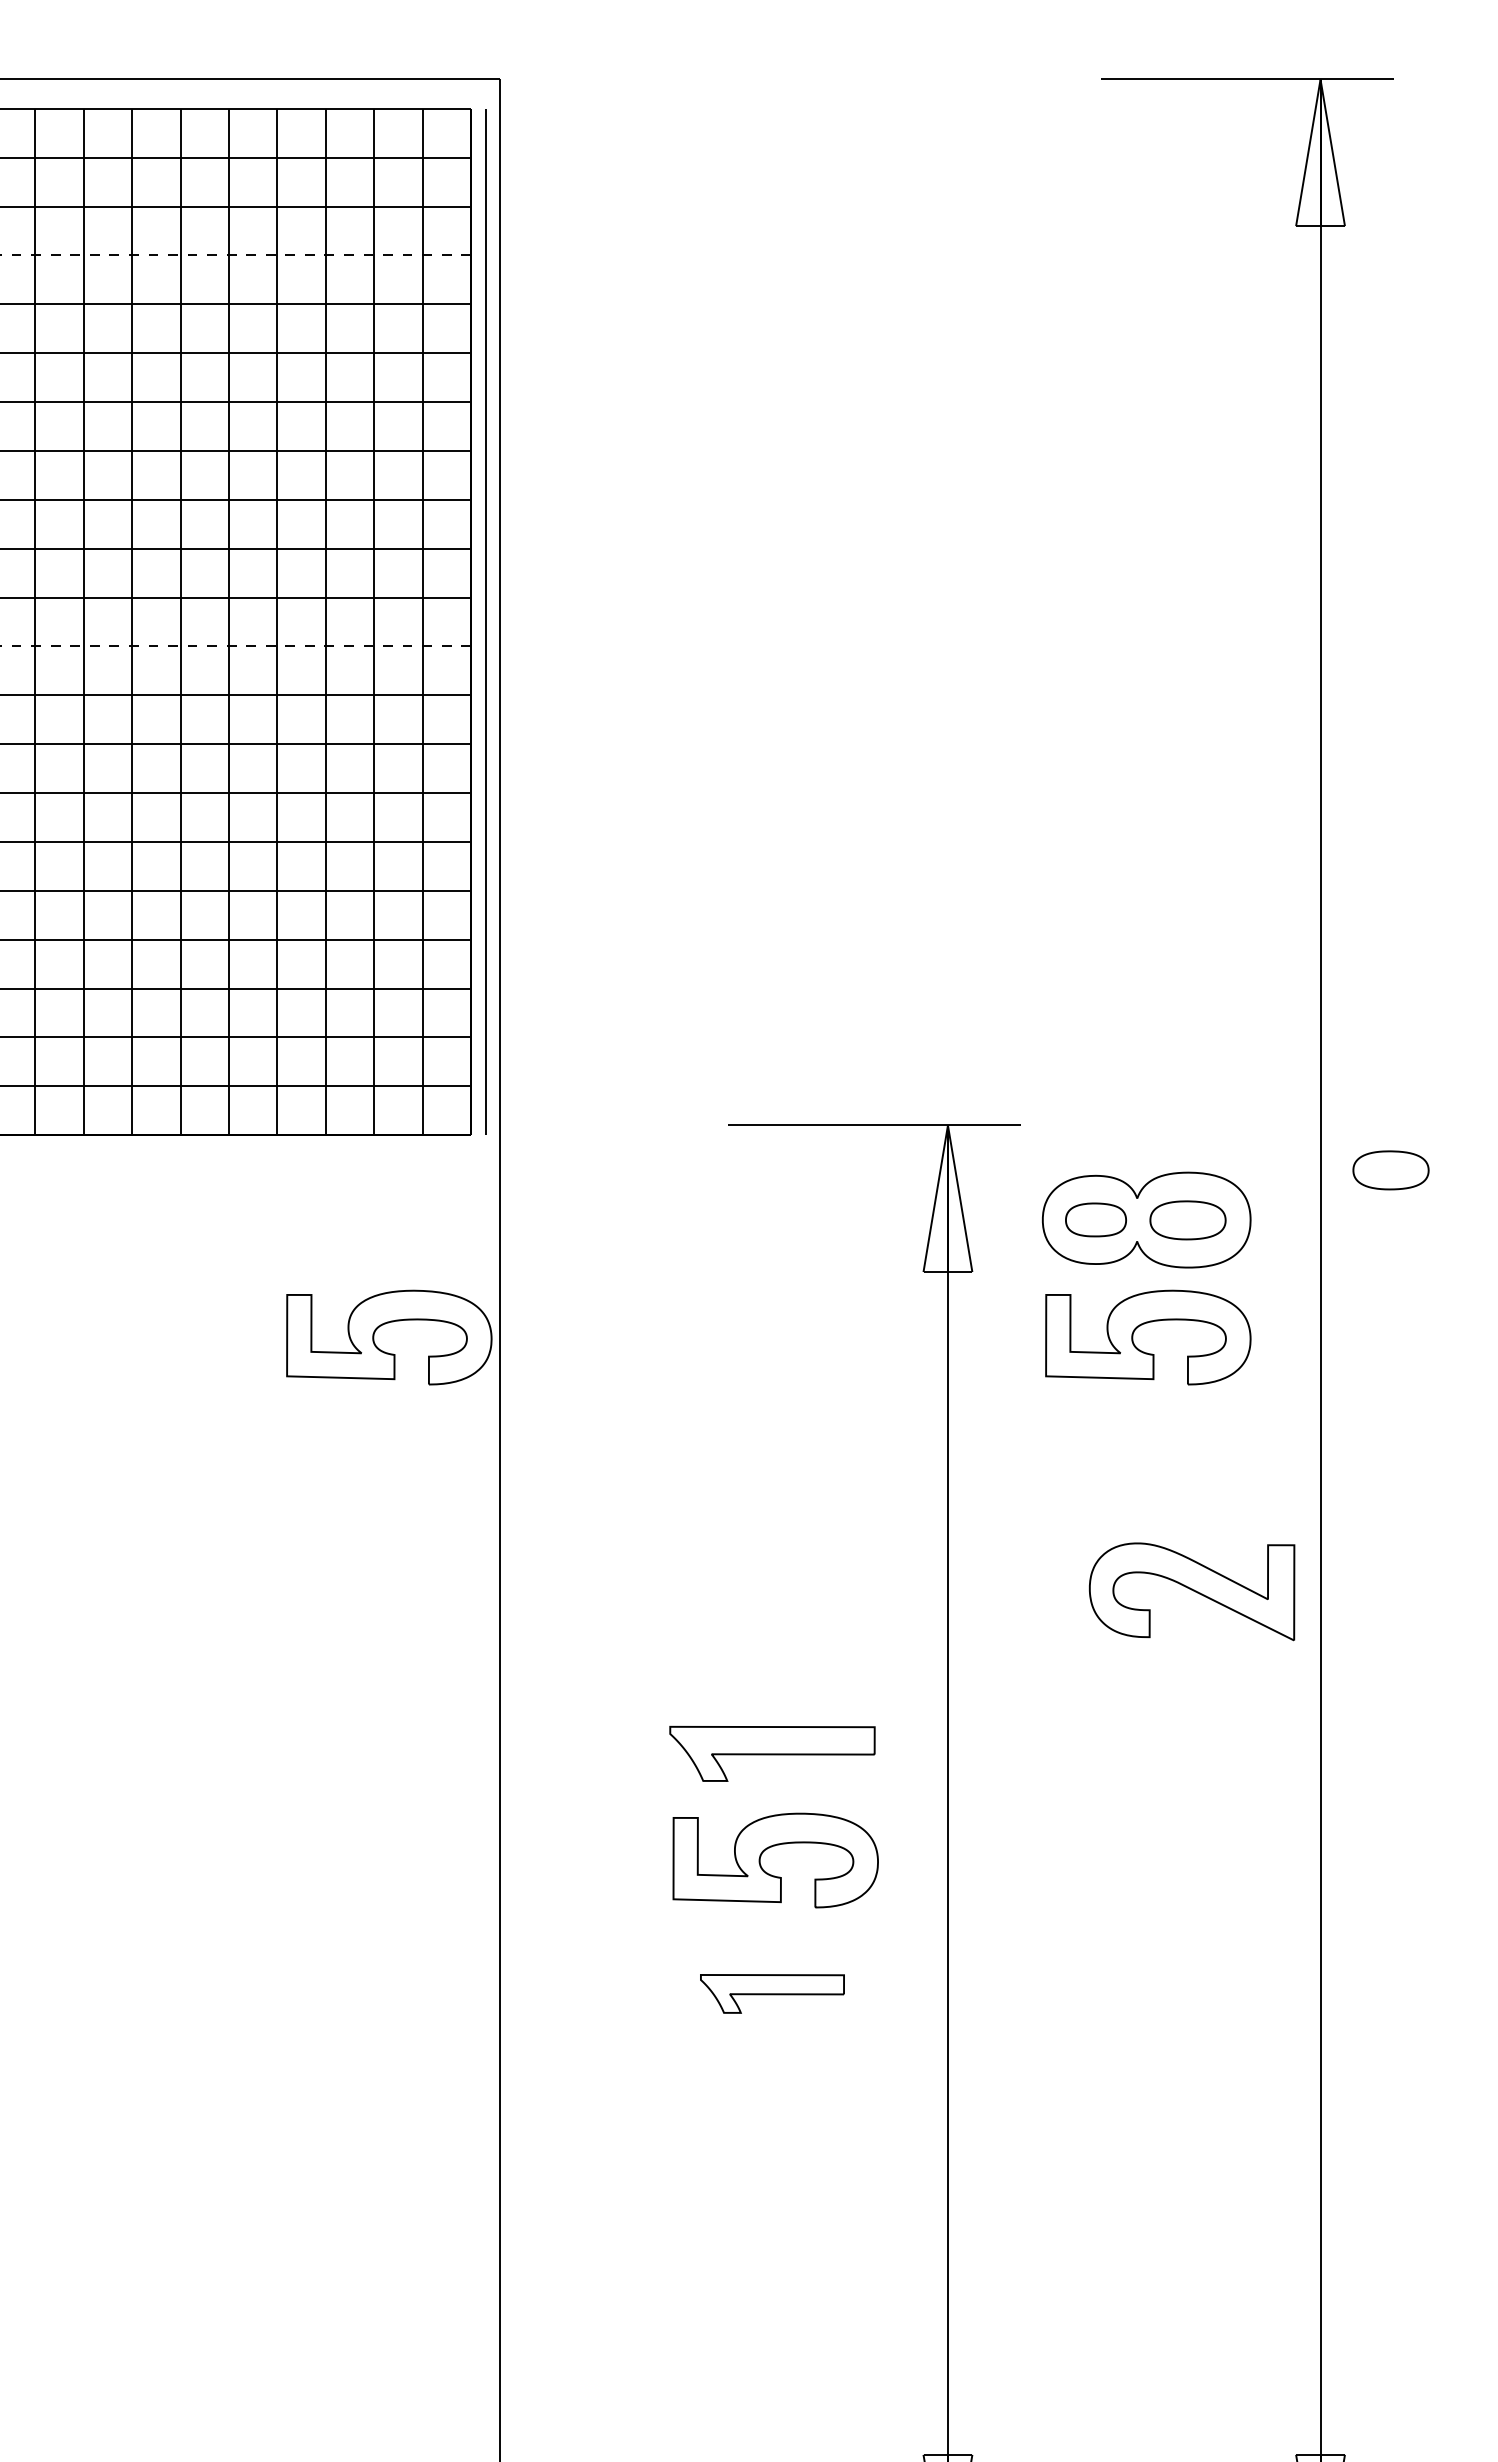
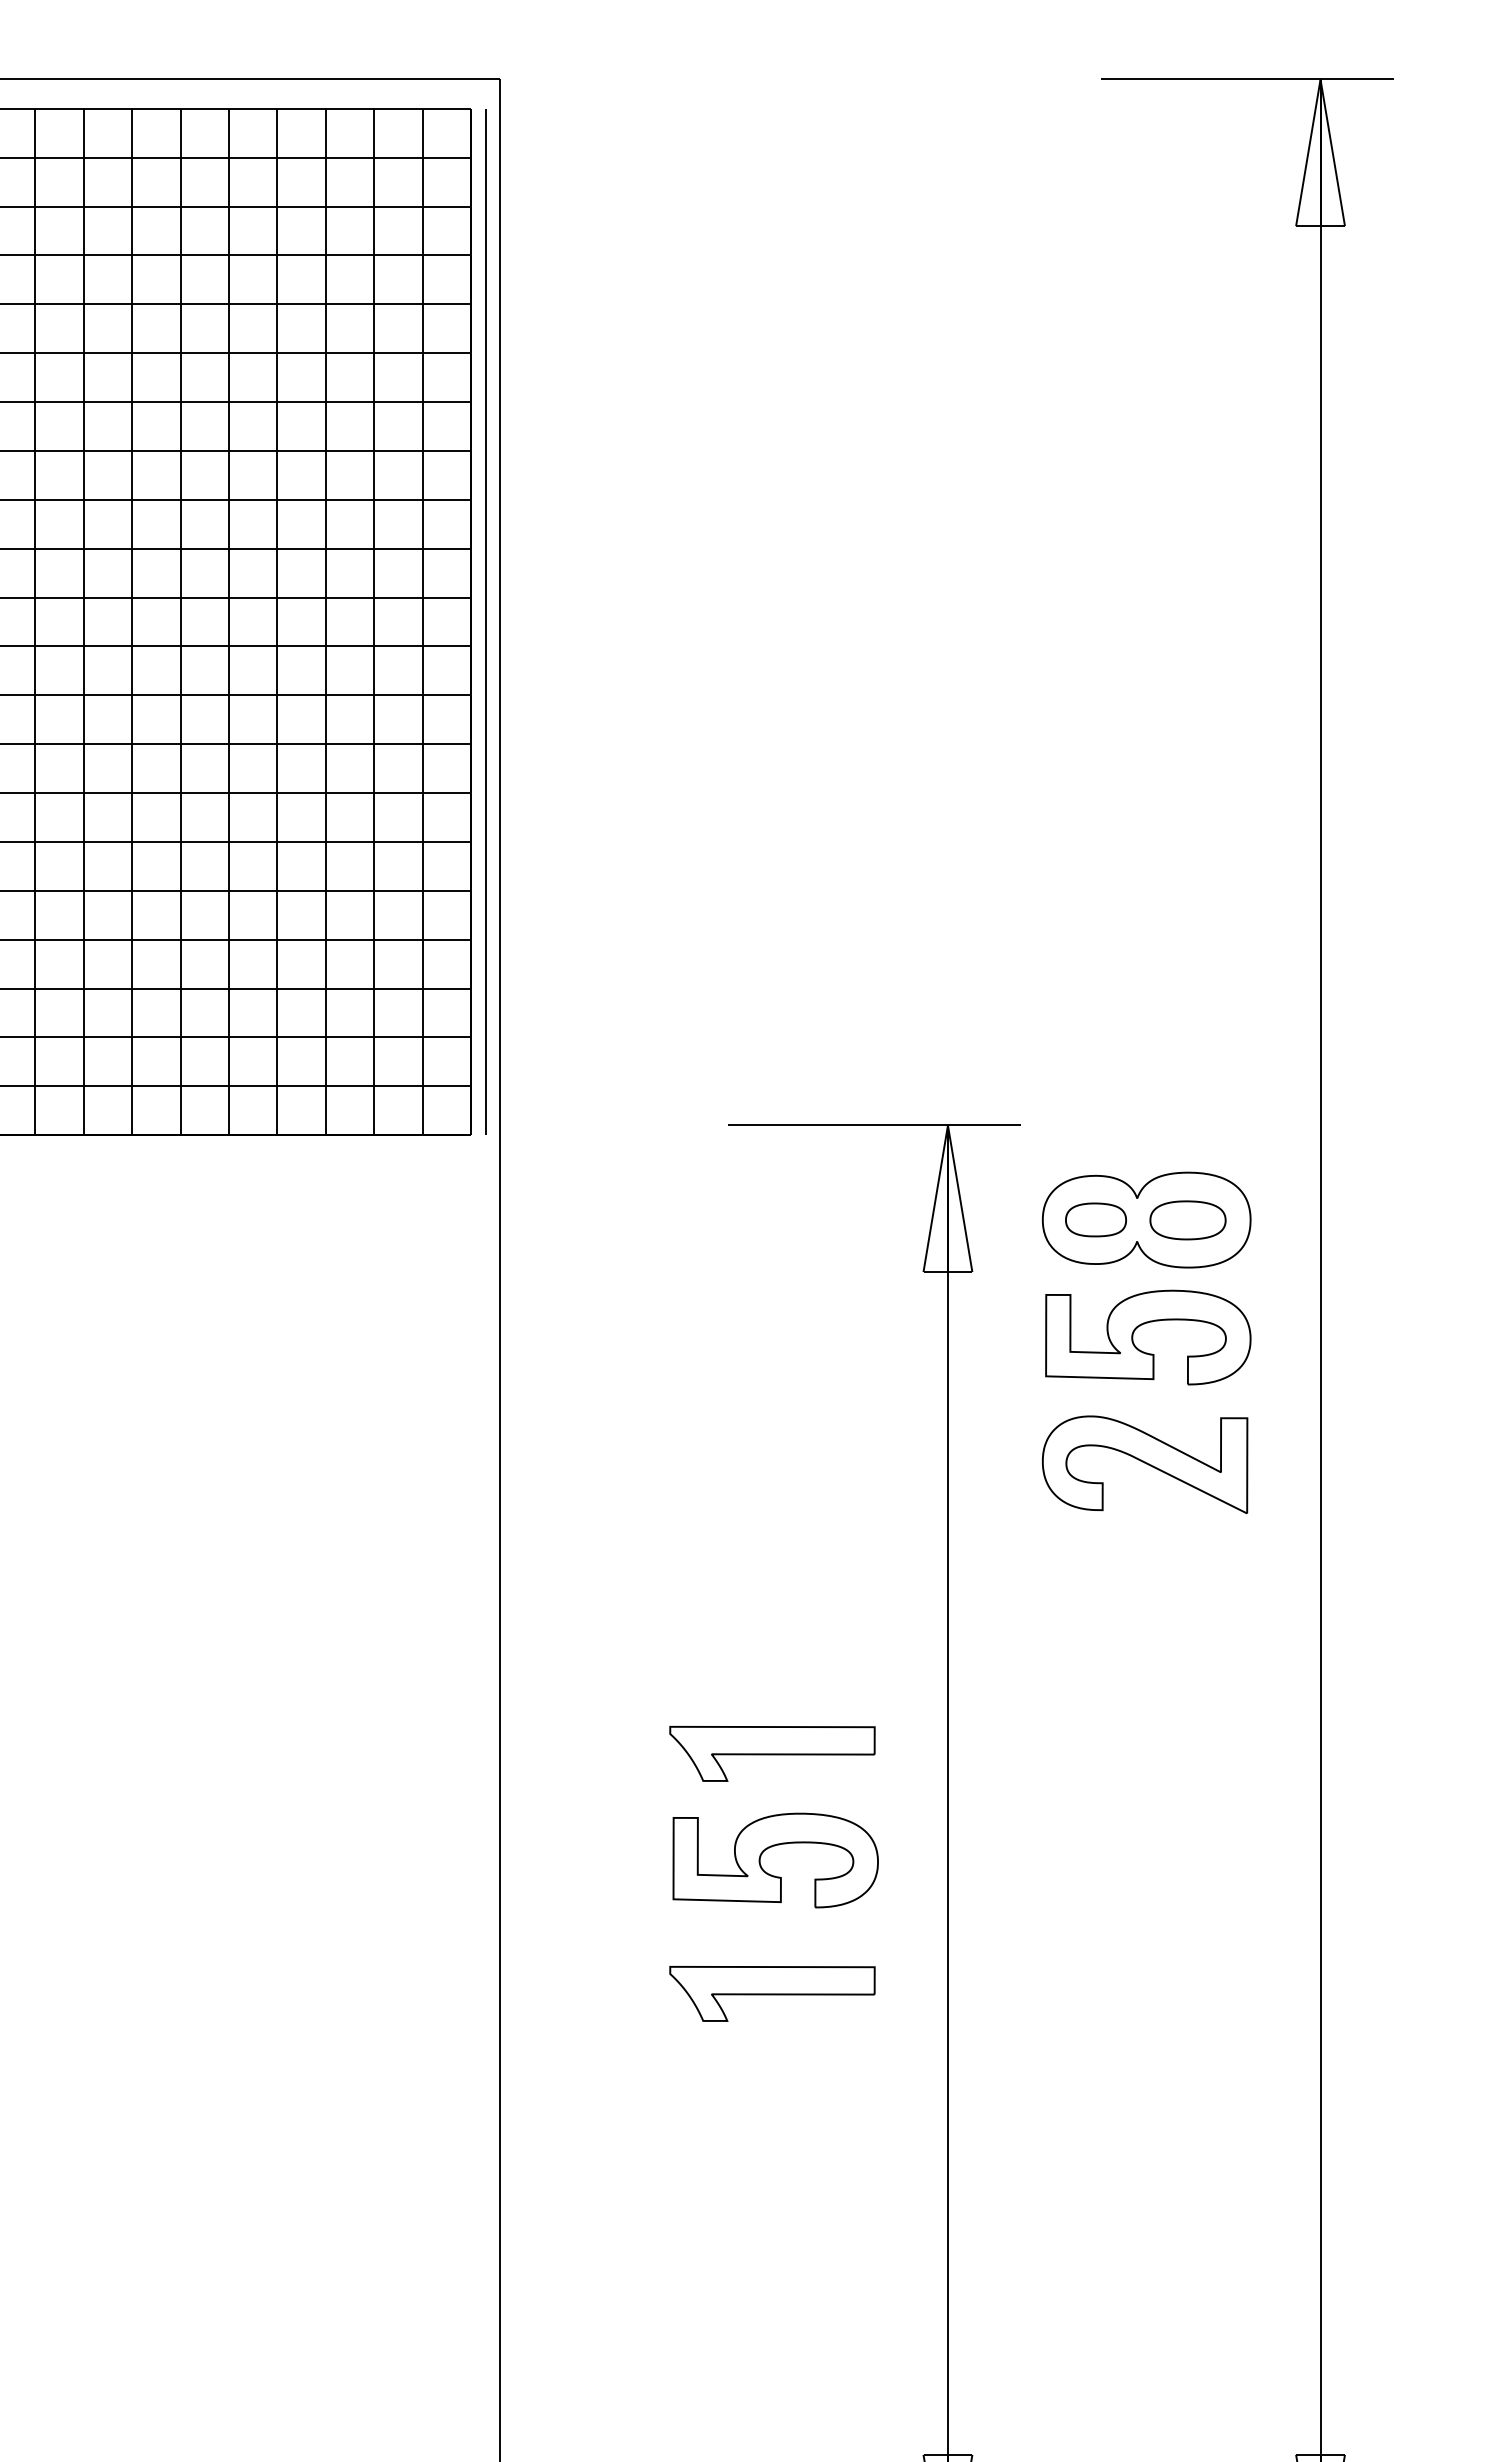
line: dashed -> solid (235, 255)
line: dashed -> solid (235, 646)
part: present -> none (1390, 1170)
part: present -> none (383, 1325)
part position: (1192, 1591) -> (1145, 1464) (1145, 1464)
part size: 145x40 px -> 207x56 px (772, 1993)
